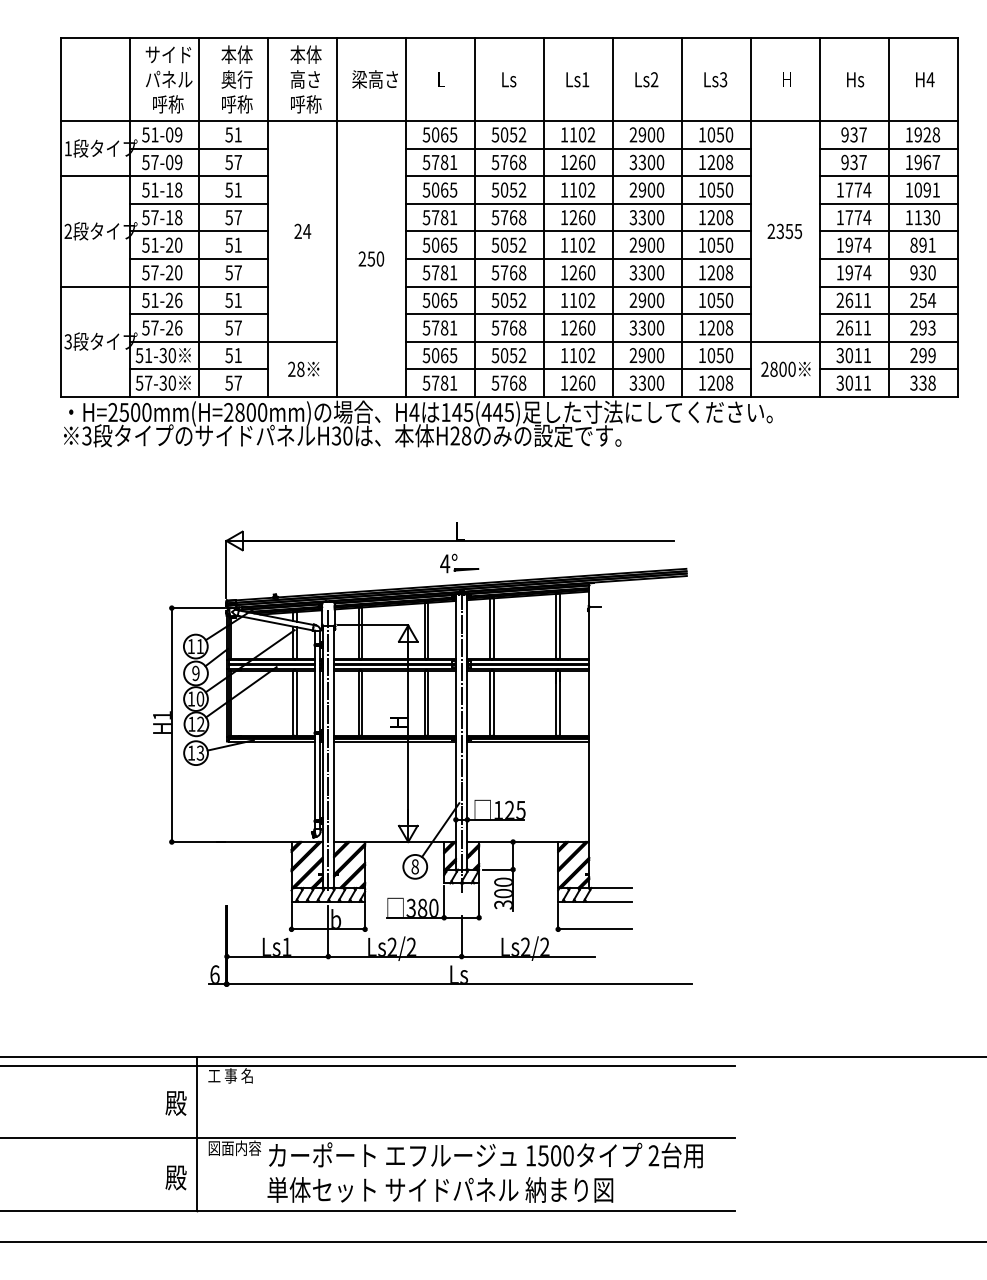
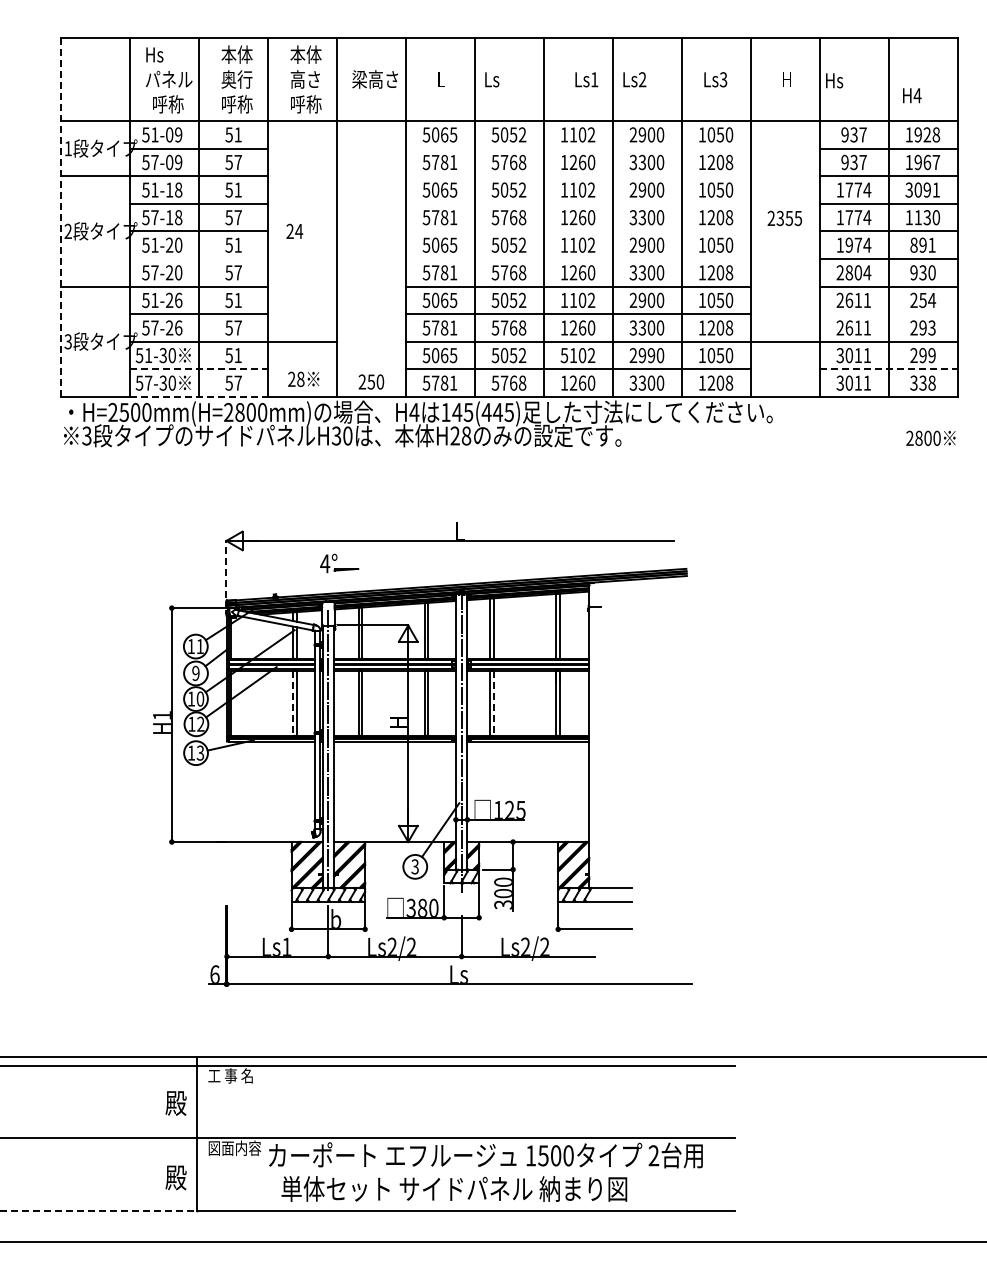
text: サイド -> Hs (168, 54)
text position: (509, 79) -> (492, 79) (492, 79)
text position: (577, 79) -> (586, 79) (586, 79)
text position: (646, 79) -> (634, 79) (634, 79)
text position: (855, 79) -> (834, 80) (834, 80)
text position: (925, 79) -> (912, 95) (912, 95)
line: present -> none (577, 148)
line: present -> none (577, 176)
text: 1091 -> 3091 (908, 189)
line: present -> none (577, 203)
line: solid -> dashed (61, 218)
text position: (302, 230) -> (294, 230) (294, 230)
line: present -> none (577, 231)
text position: (784, 231) -> (784, 218) (784, 218)
text position: (371, 258) -> (371, 381) (371, 381)
line: present -> none (198, 259)
line: present -> none (577, 259)
text: 1974 -> 2804 (849, 272)
line: present -> none (888, 314)
text: 1102 -> 5102 (564, 355)
text: 2900 -> 2990 (651, 355)
text position: (303, 368) -> (303, 378) (303, 378)
text position: (785, 368) -> (930, 437) (930, 437)
line: solid -> dashed (199, 369)
line: solid -> dashed (888, 369)
line: solid -> dashed (199, 396)
part position: (459, 563) -> (339, 563) (339, 563)
line: solid -> dashed (226, 569)
line: solid -> dashed (292, 703)
line: solid -> dashed (494, 703)
text: 8 -> 3 (414, 866)
text position: (440, 1189) -> (454, 1188) (454, 1188)
line: solid -> dashed (98, 1210)
